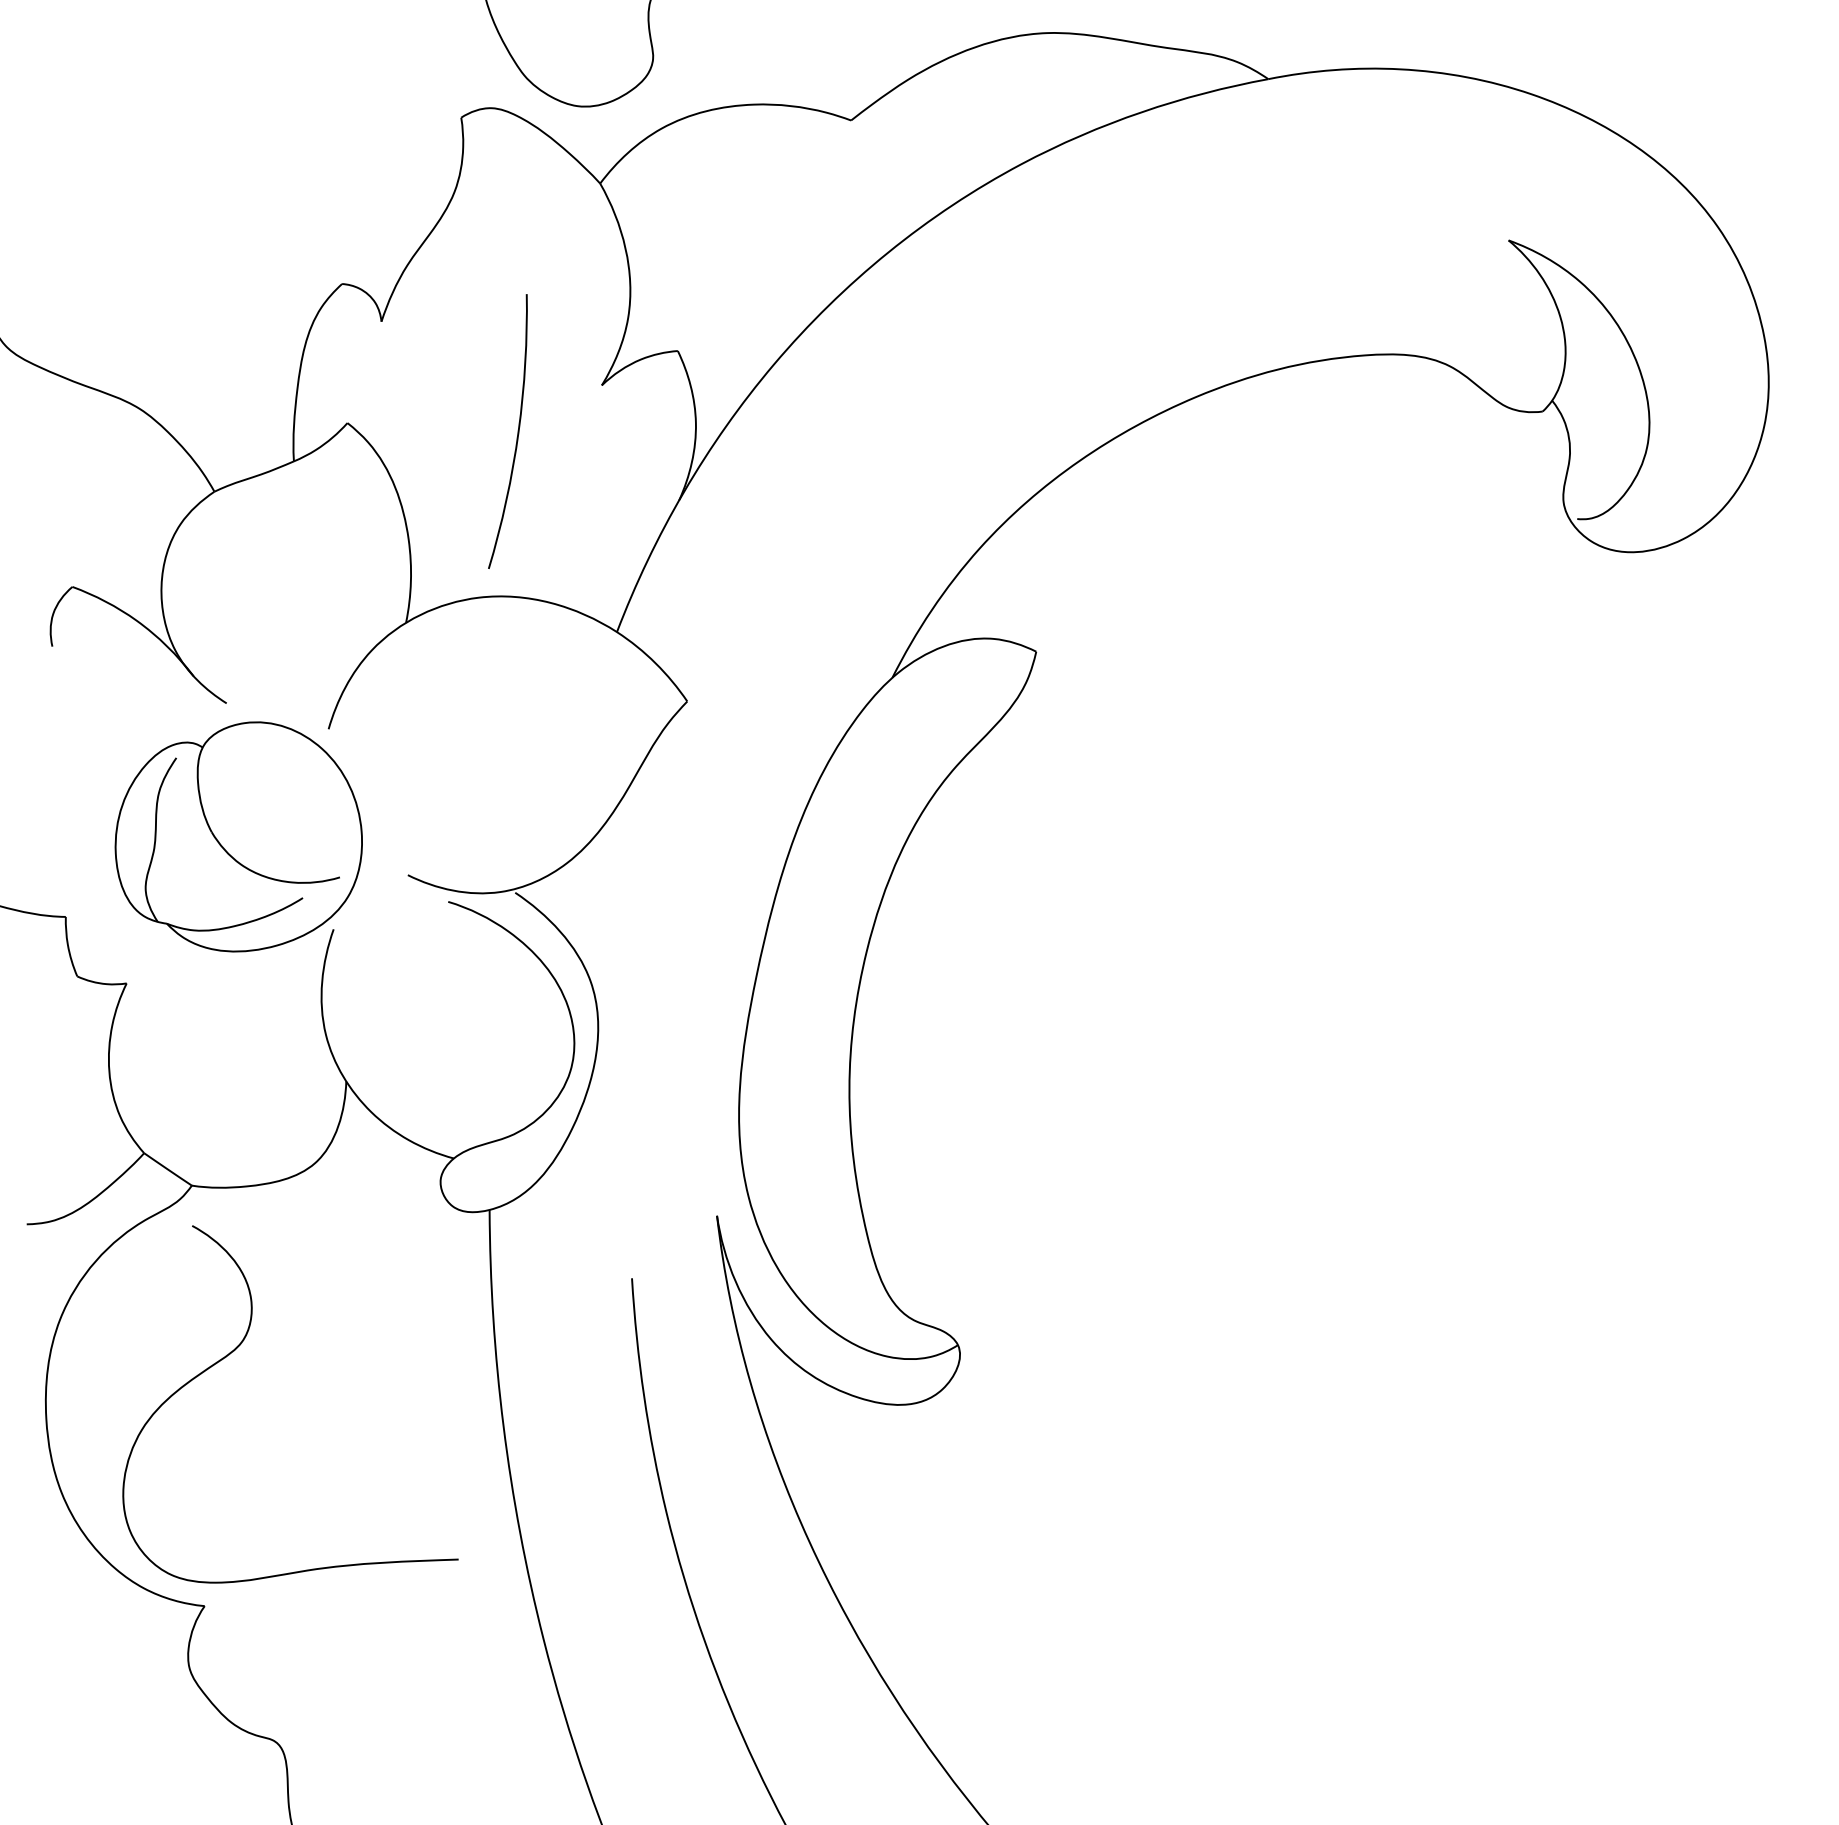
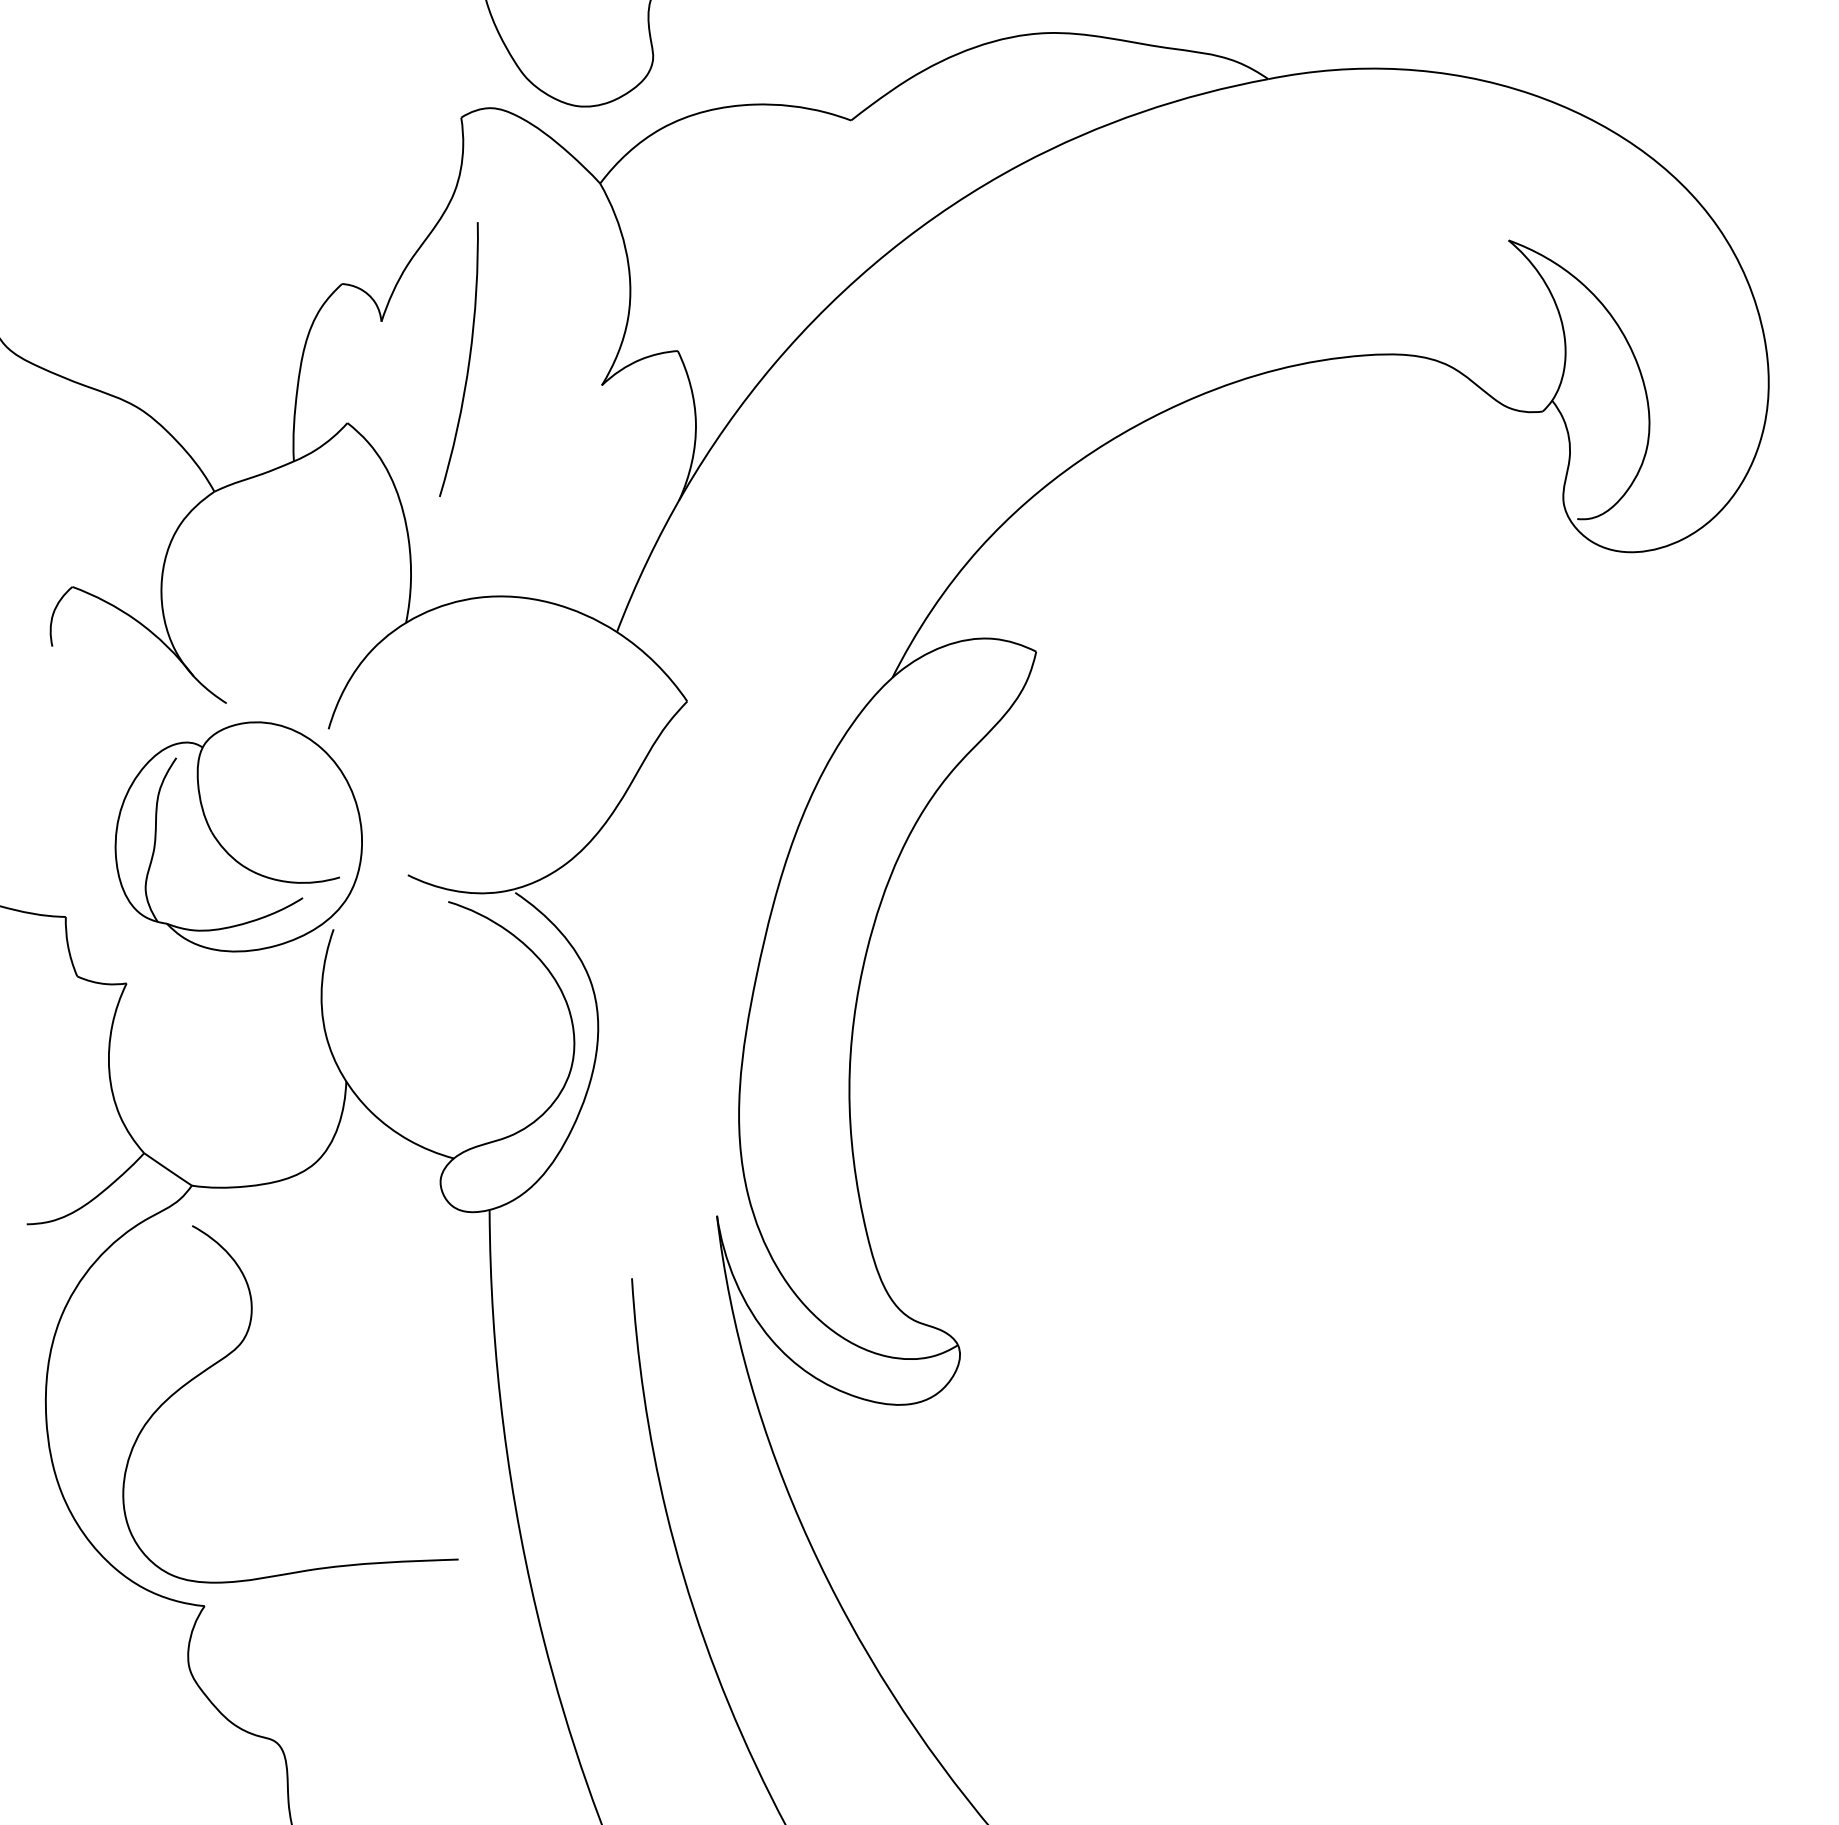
curve position: (517, 431) -> (468, 359) (468, 359)
